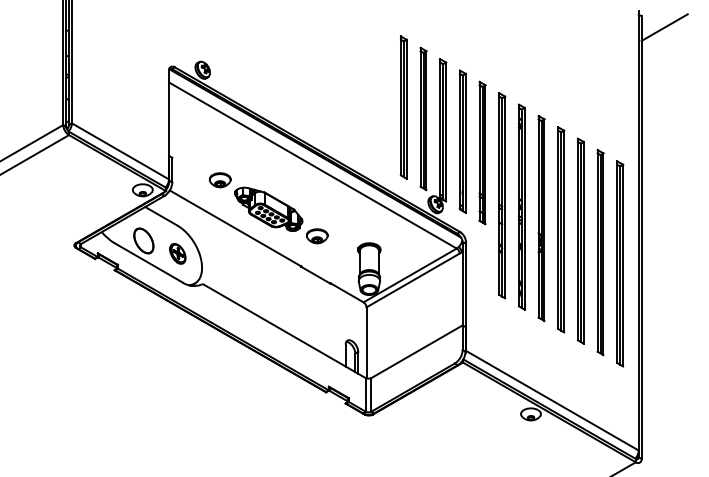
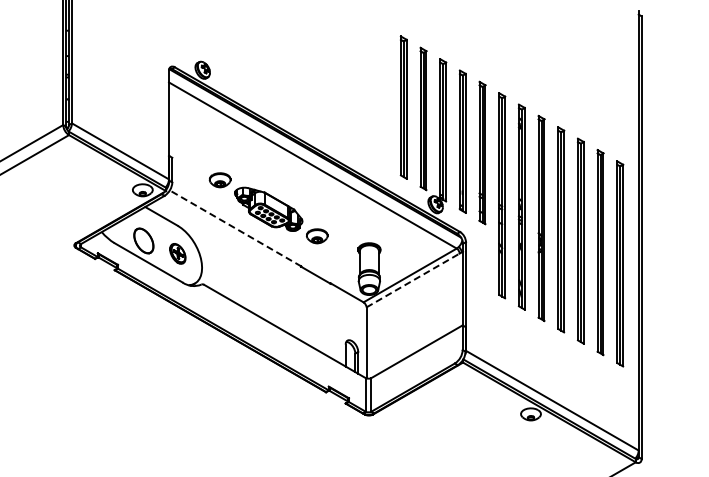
line: present -> none (664, 27)
line: solid -> dashed (235, 228)
line: solid -> dashed (413, 280)
